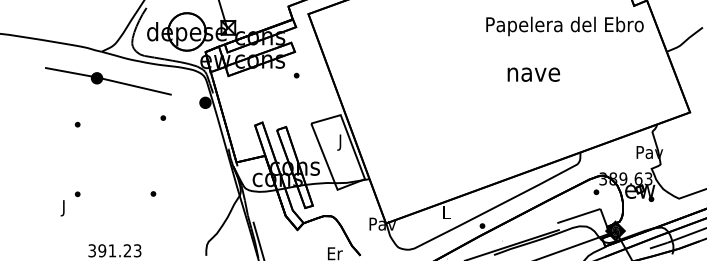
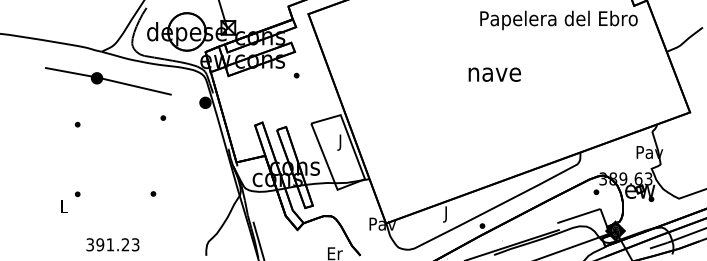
text position: (564, 26) -> (558, 20) (558, 20)
text position: (533, 74) -> (494, 74) (494, 74)
text: J -> L (63, 208)
text: L -> J (446, 214)
text position: (114, 250) -> (112, 244) (112, 244)
